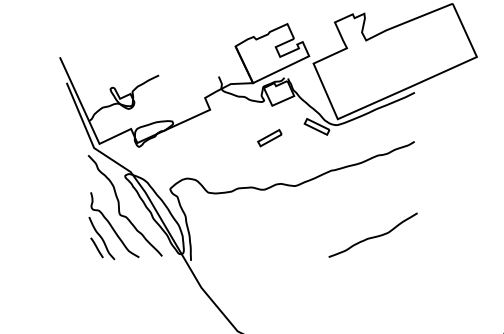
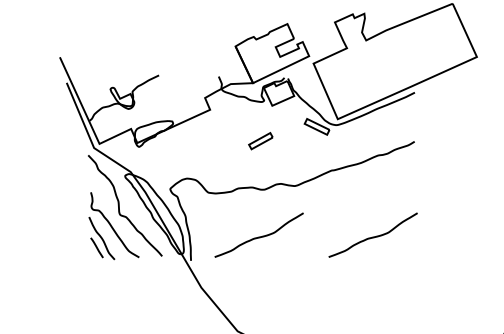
part position: (269, 138) -> (260, 141) (260, 141)
curve: none -> present (258, 236)
